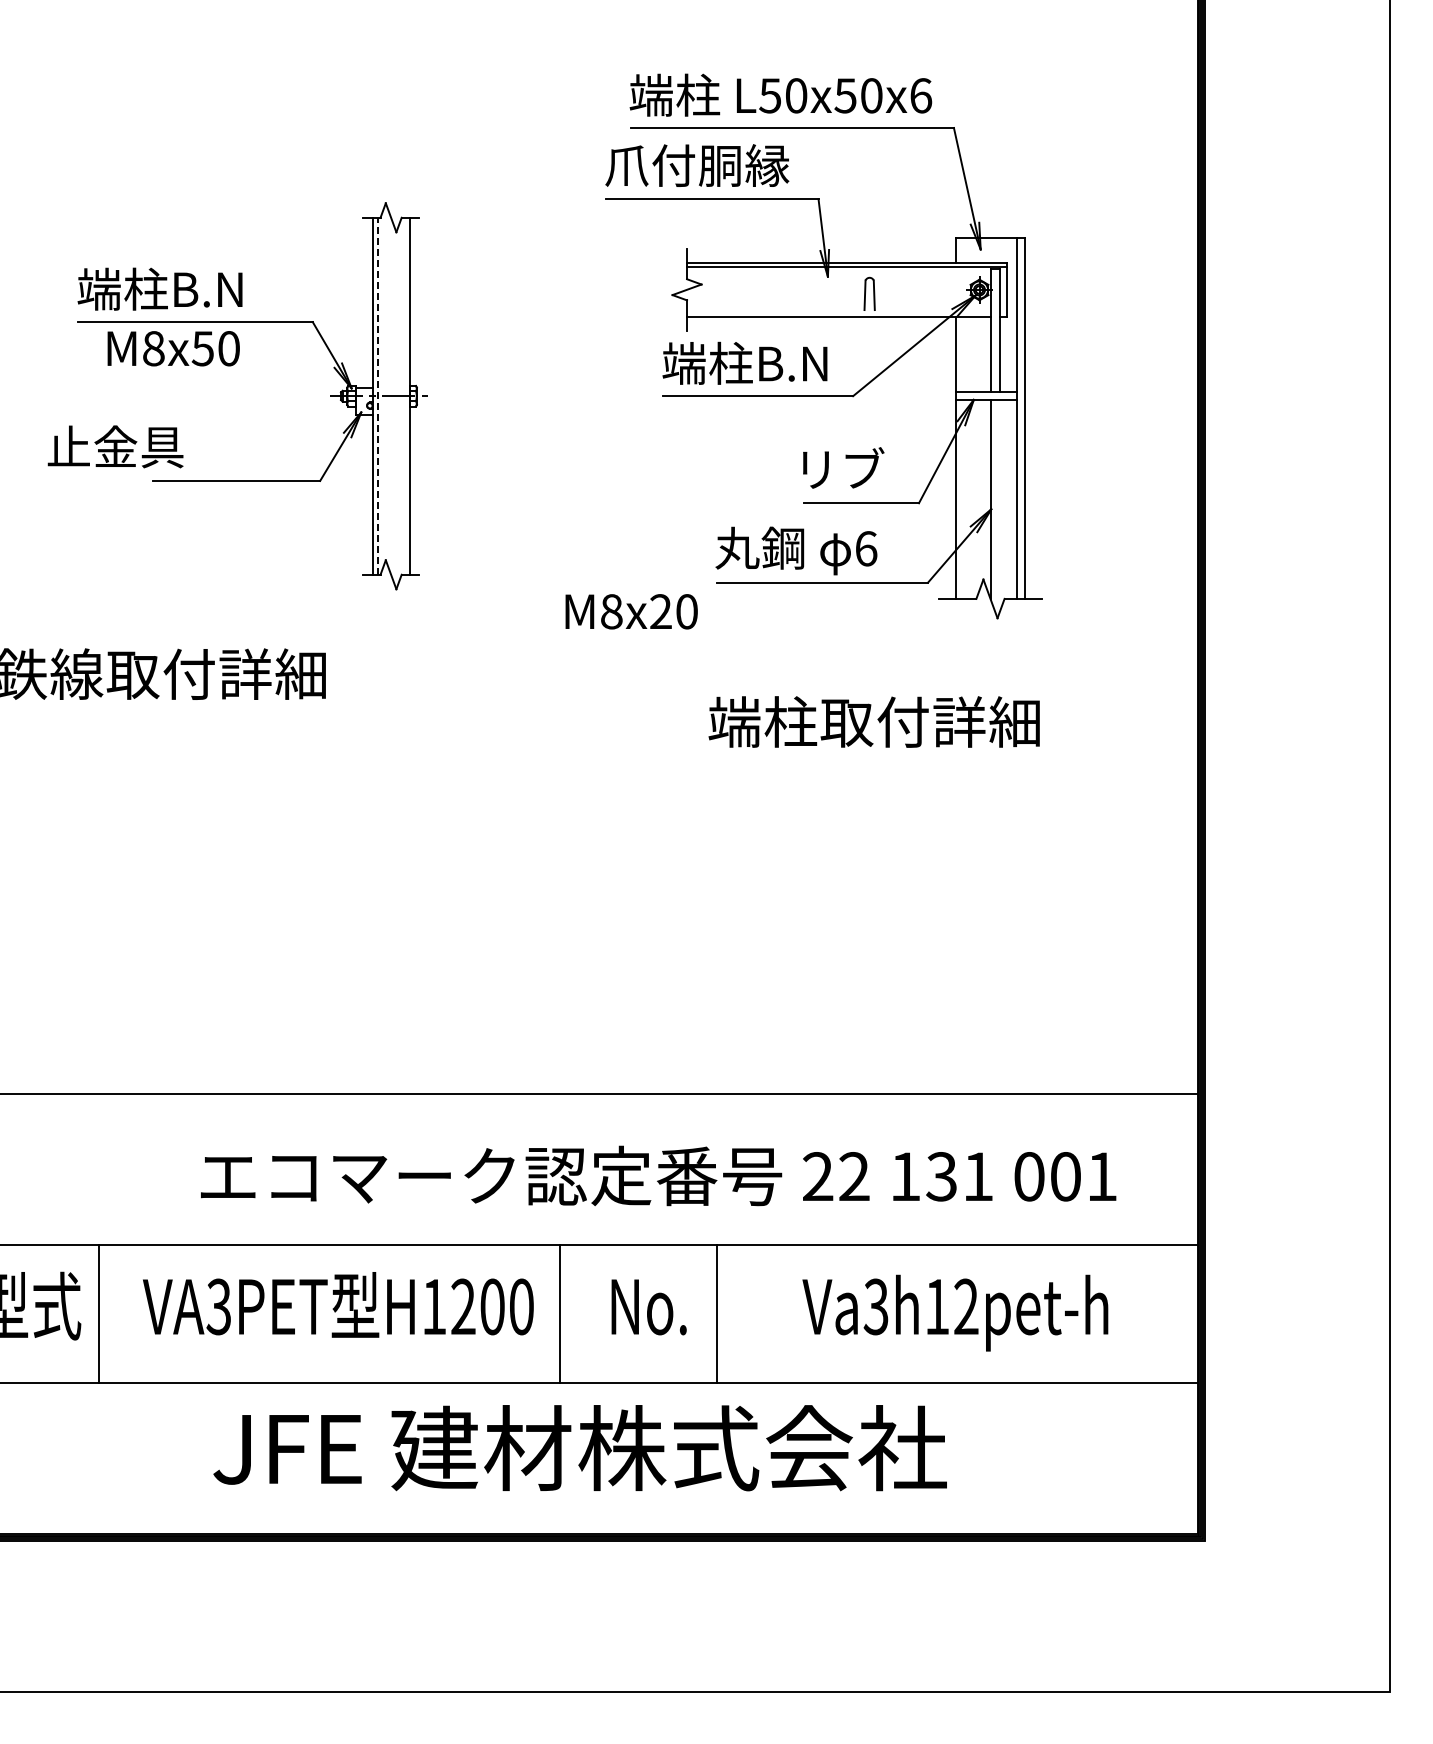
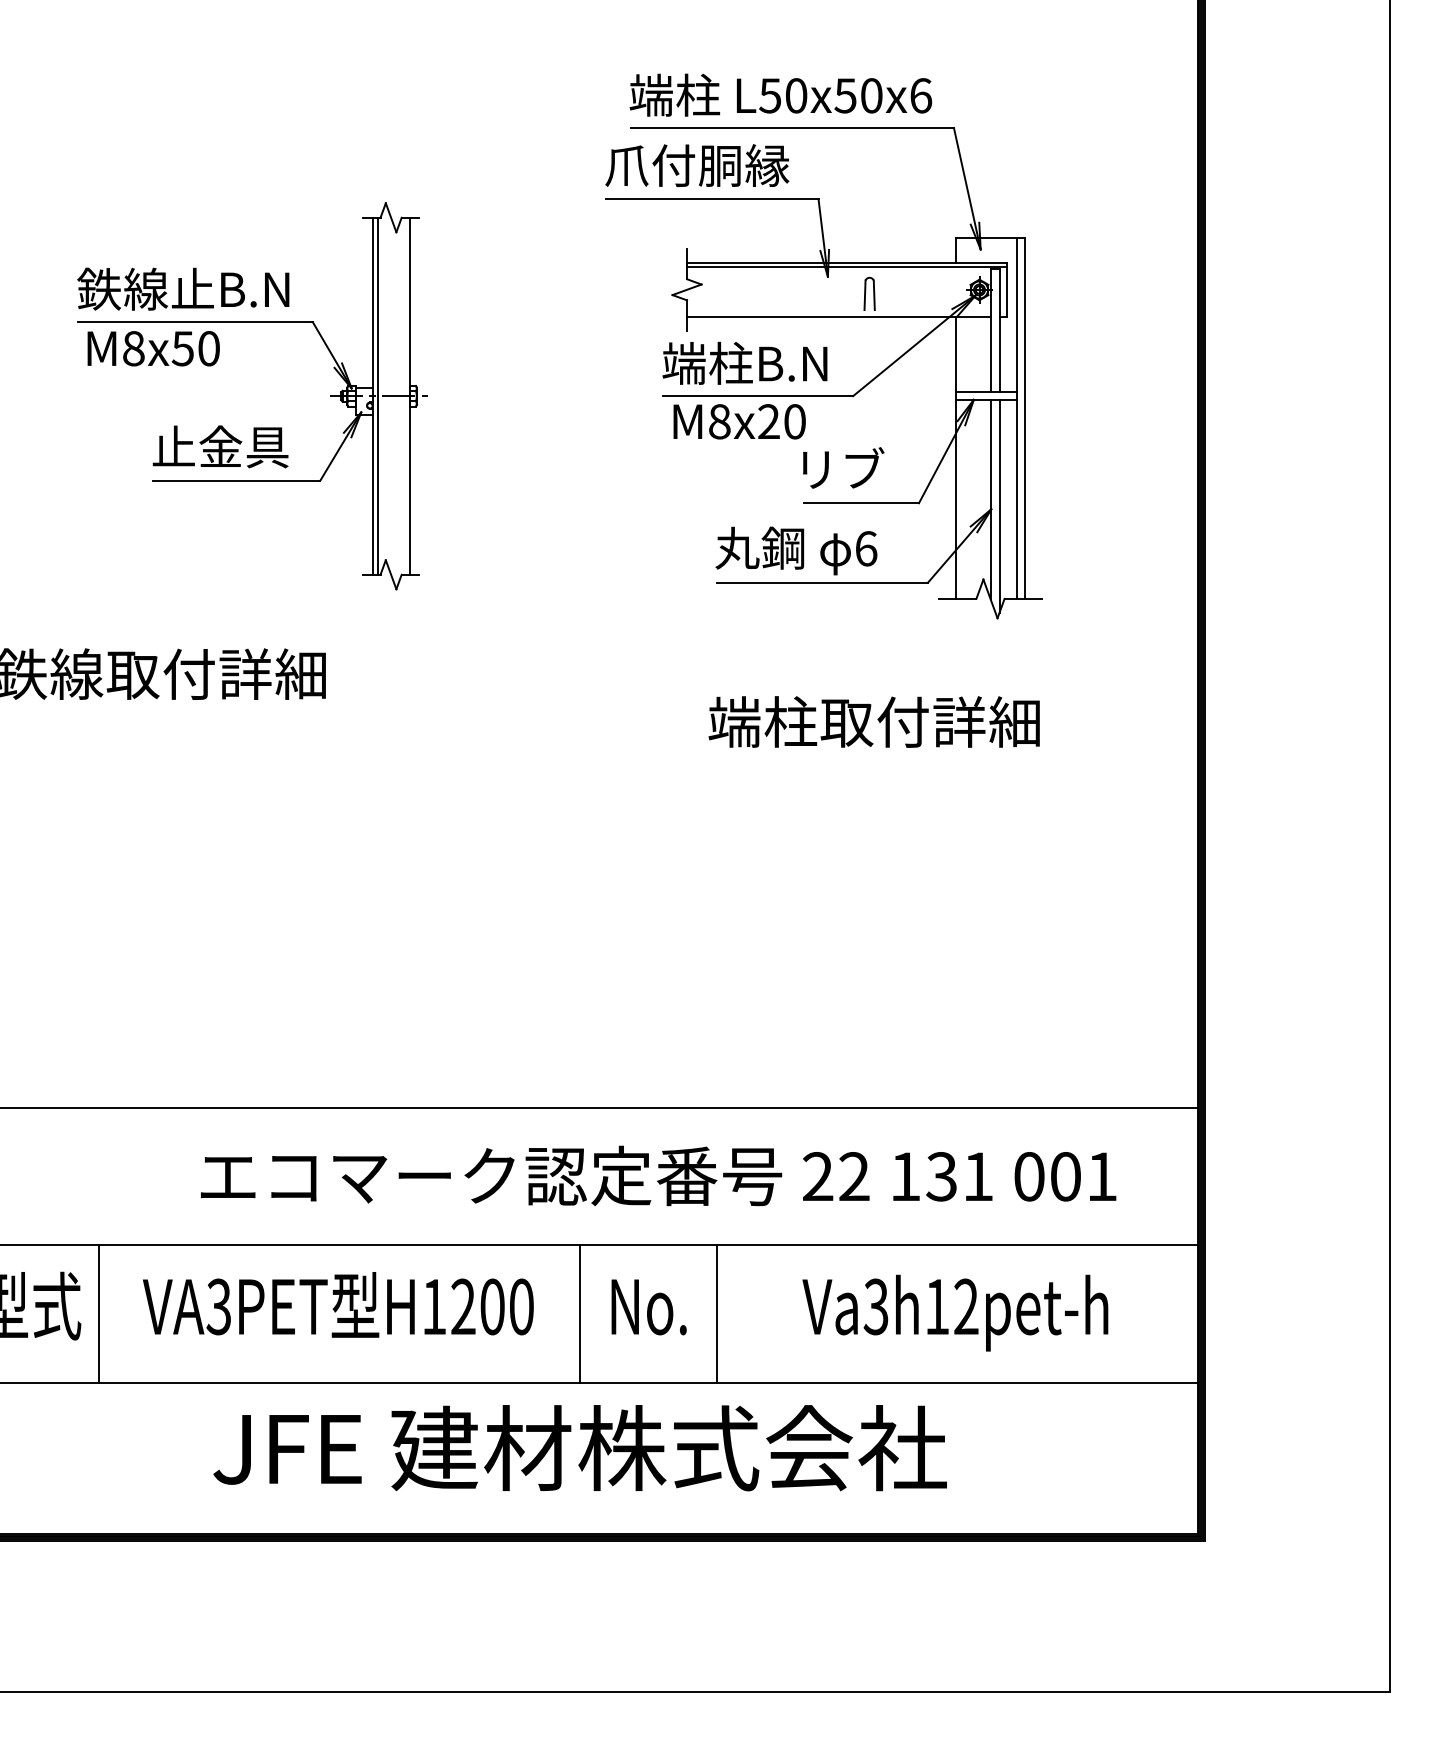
text: 端柱B.N -> 鉄線止B.N (183, 288)
text position: (173, 348) -> (153, 348) (153, 348)
line: dashed -> solid (378, 395)
text position: (115, 446) -> (220, 446) (220, 446)
line: none -> present (999, 505)
text position: (631, 611) -> (739, 421) (739, 421)
line position: (599, 1094) -> (599, 1108) (599, 1108)
line position: (559, 1313) -> (579, 1313) (579, 1313)
